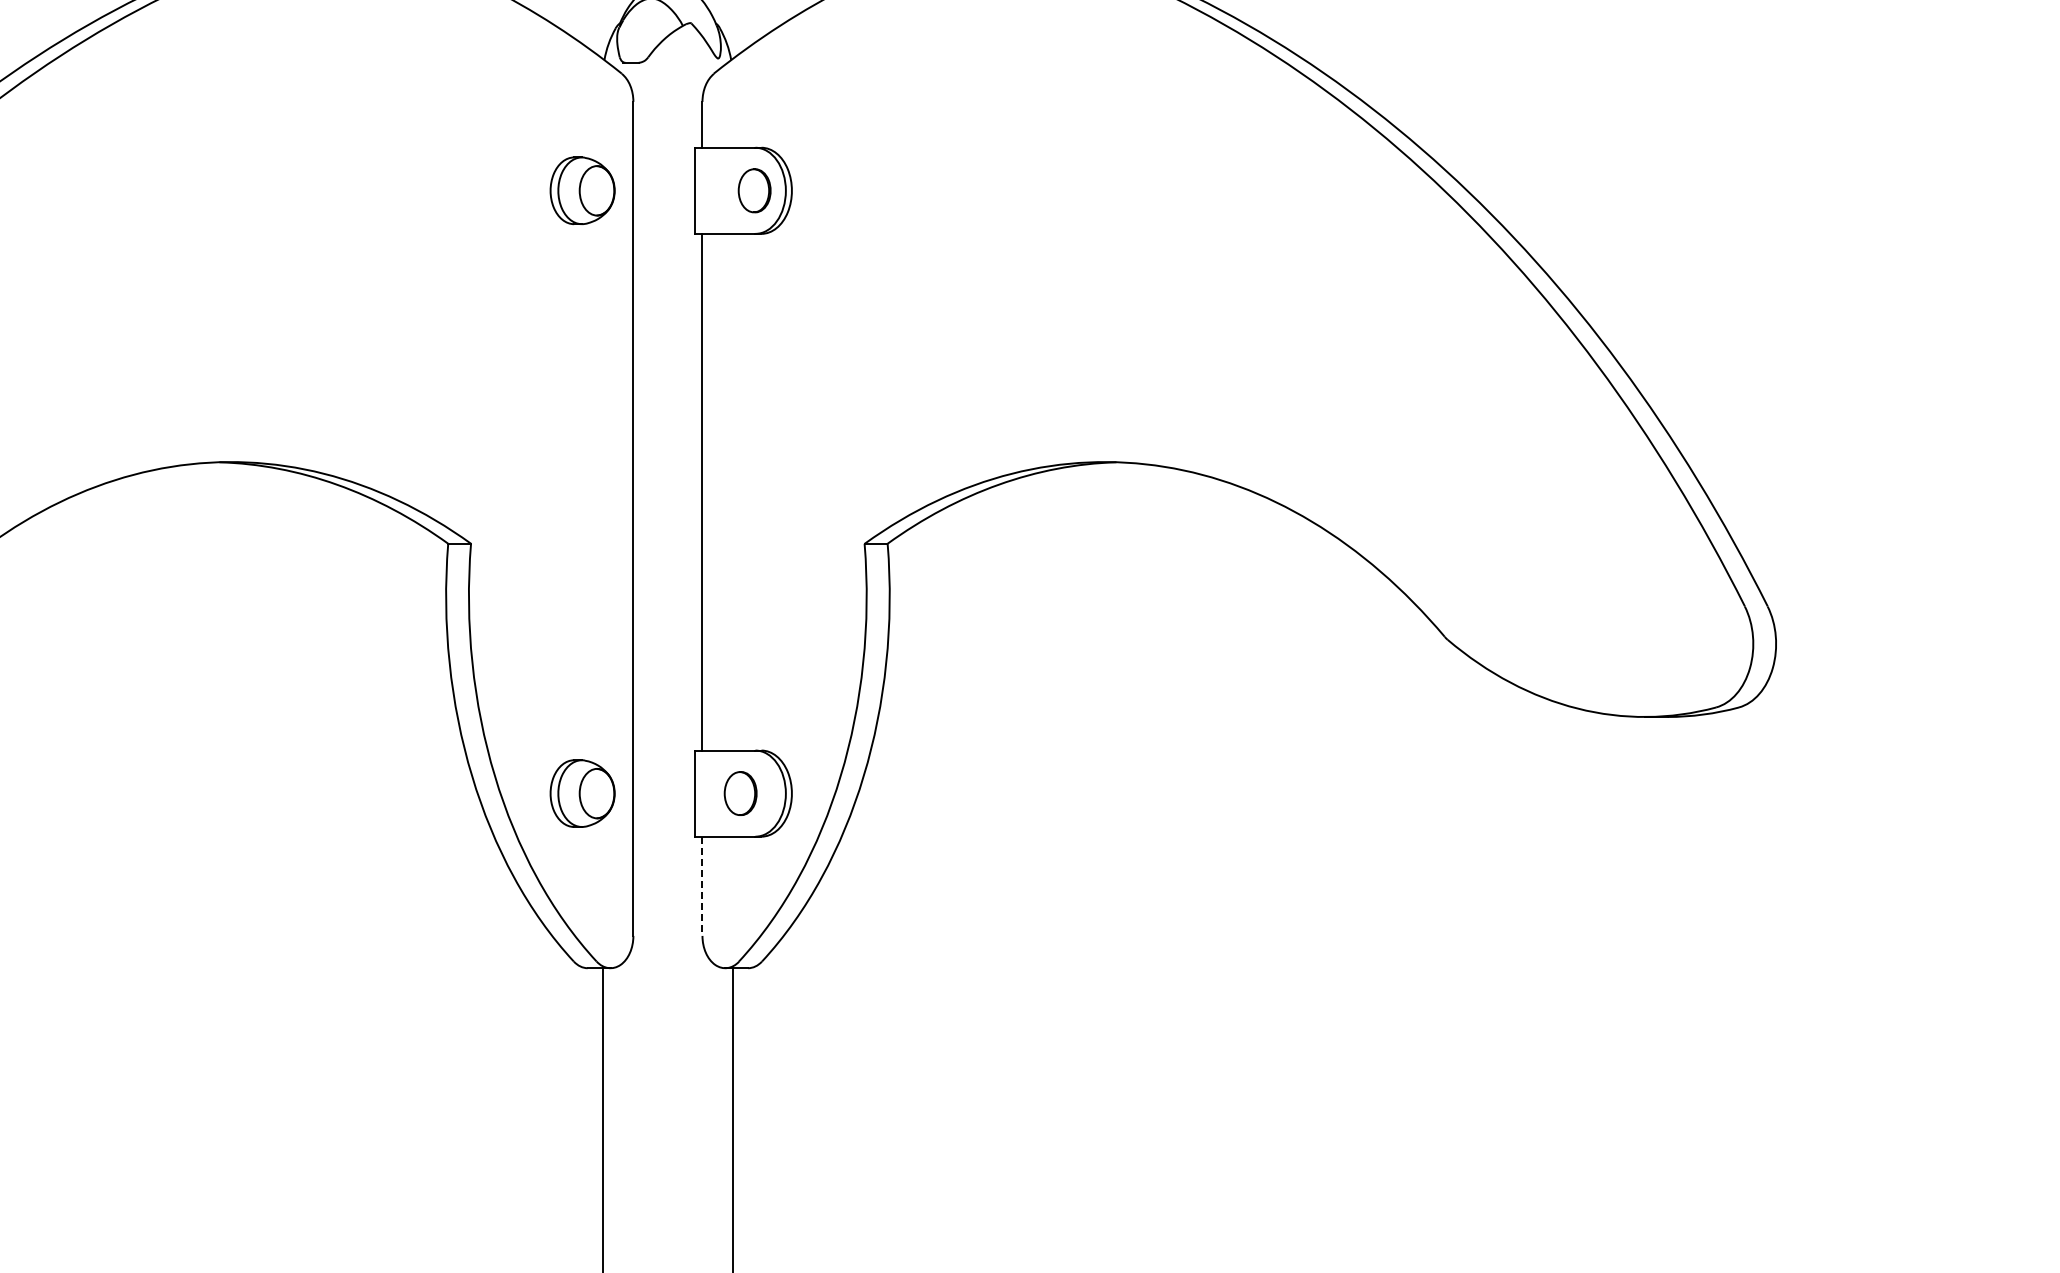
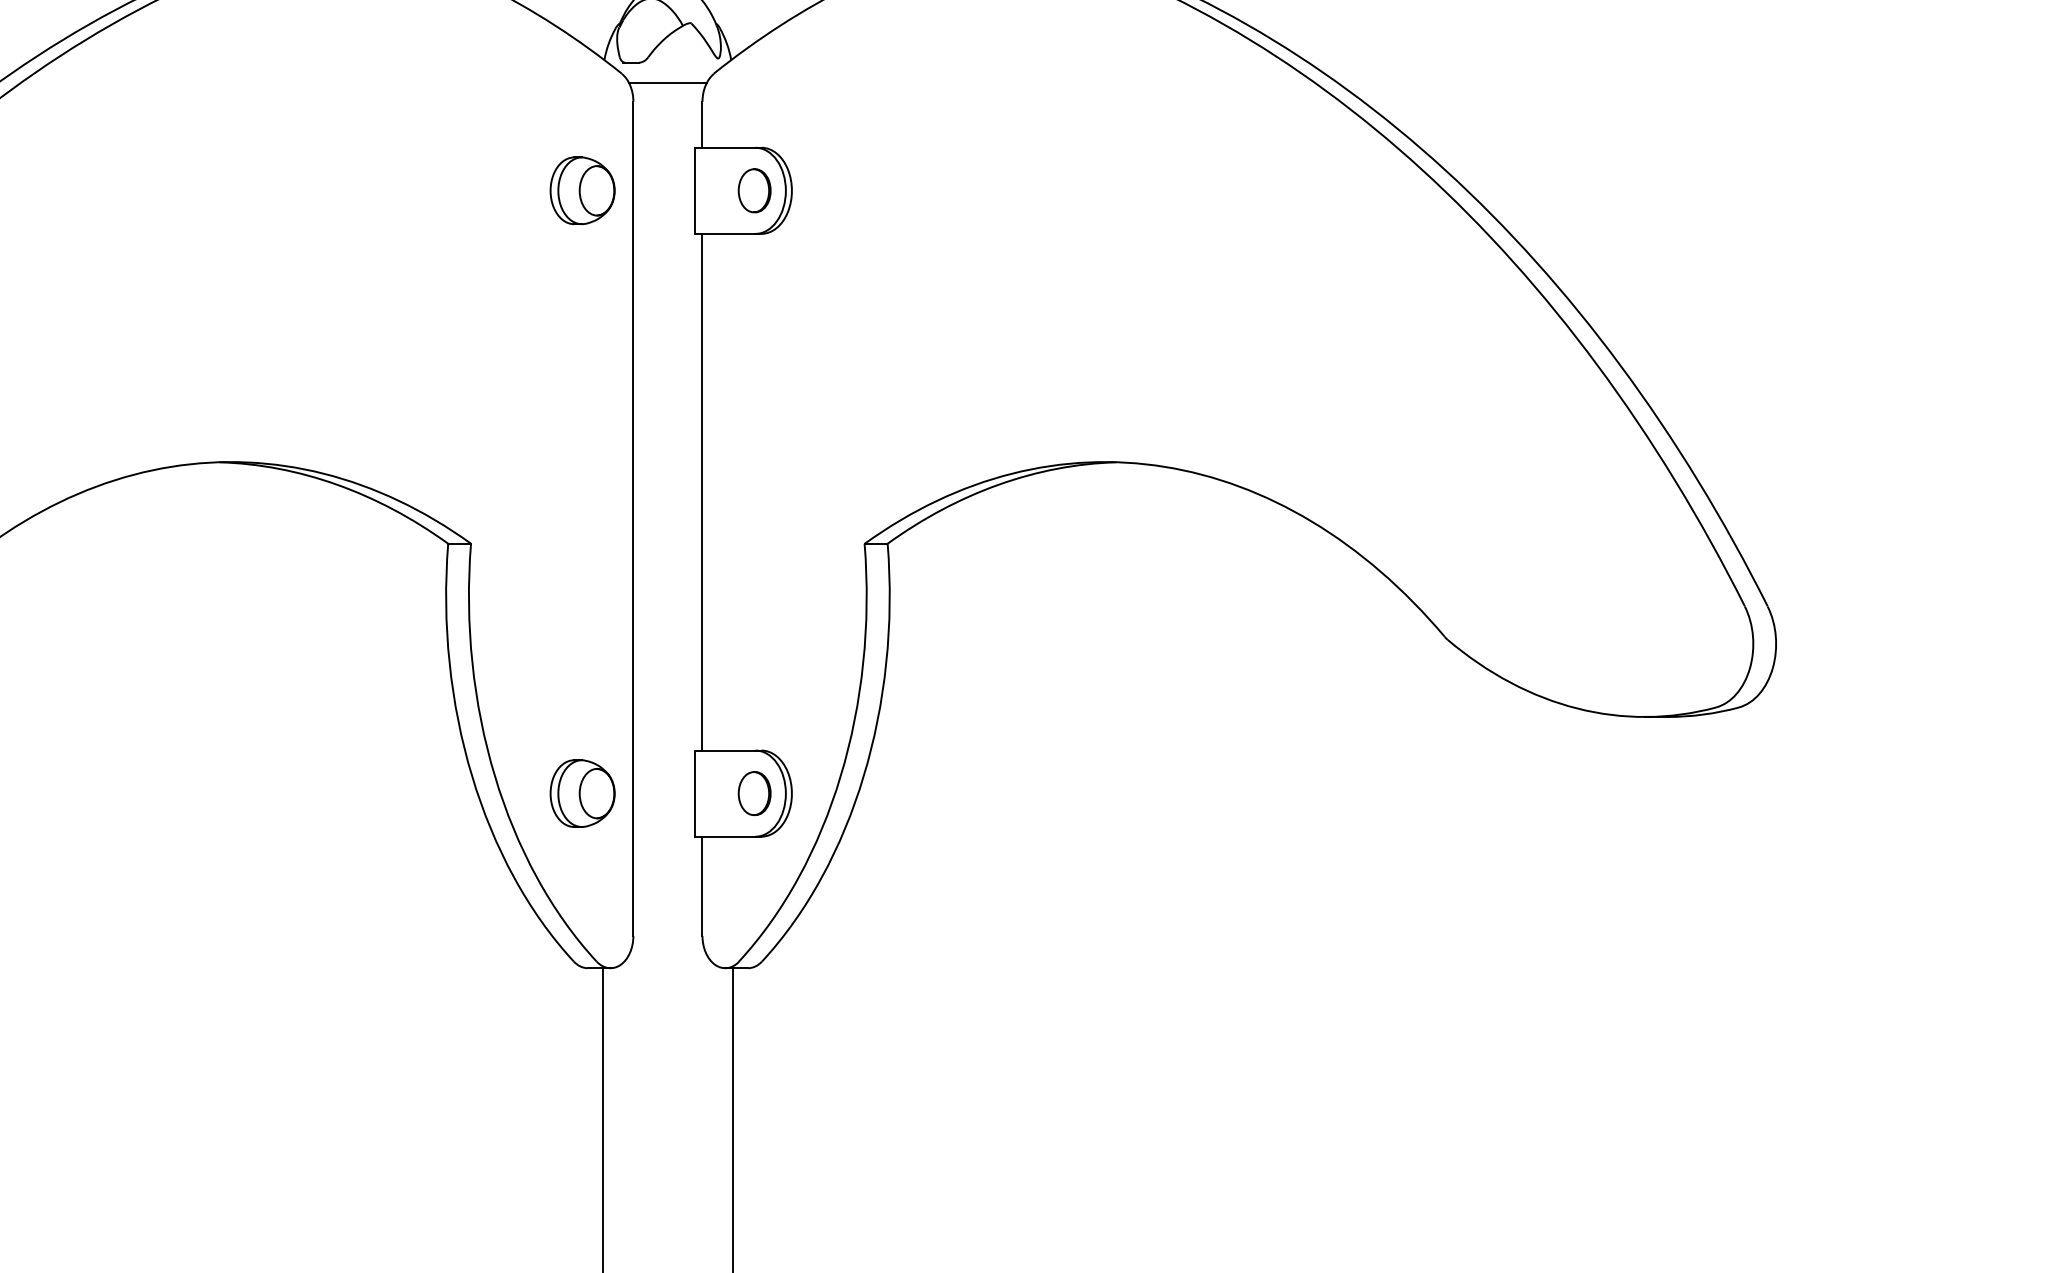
line: none -> present (667, 83)
part position: (740, 793) -> (754, 793) (754, 793)
line: dashed -> solid (702, 886)
